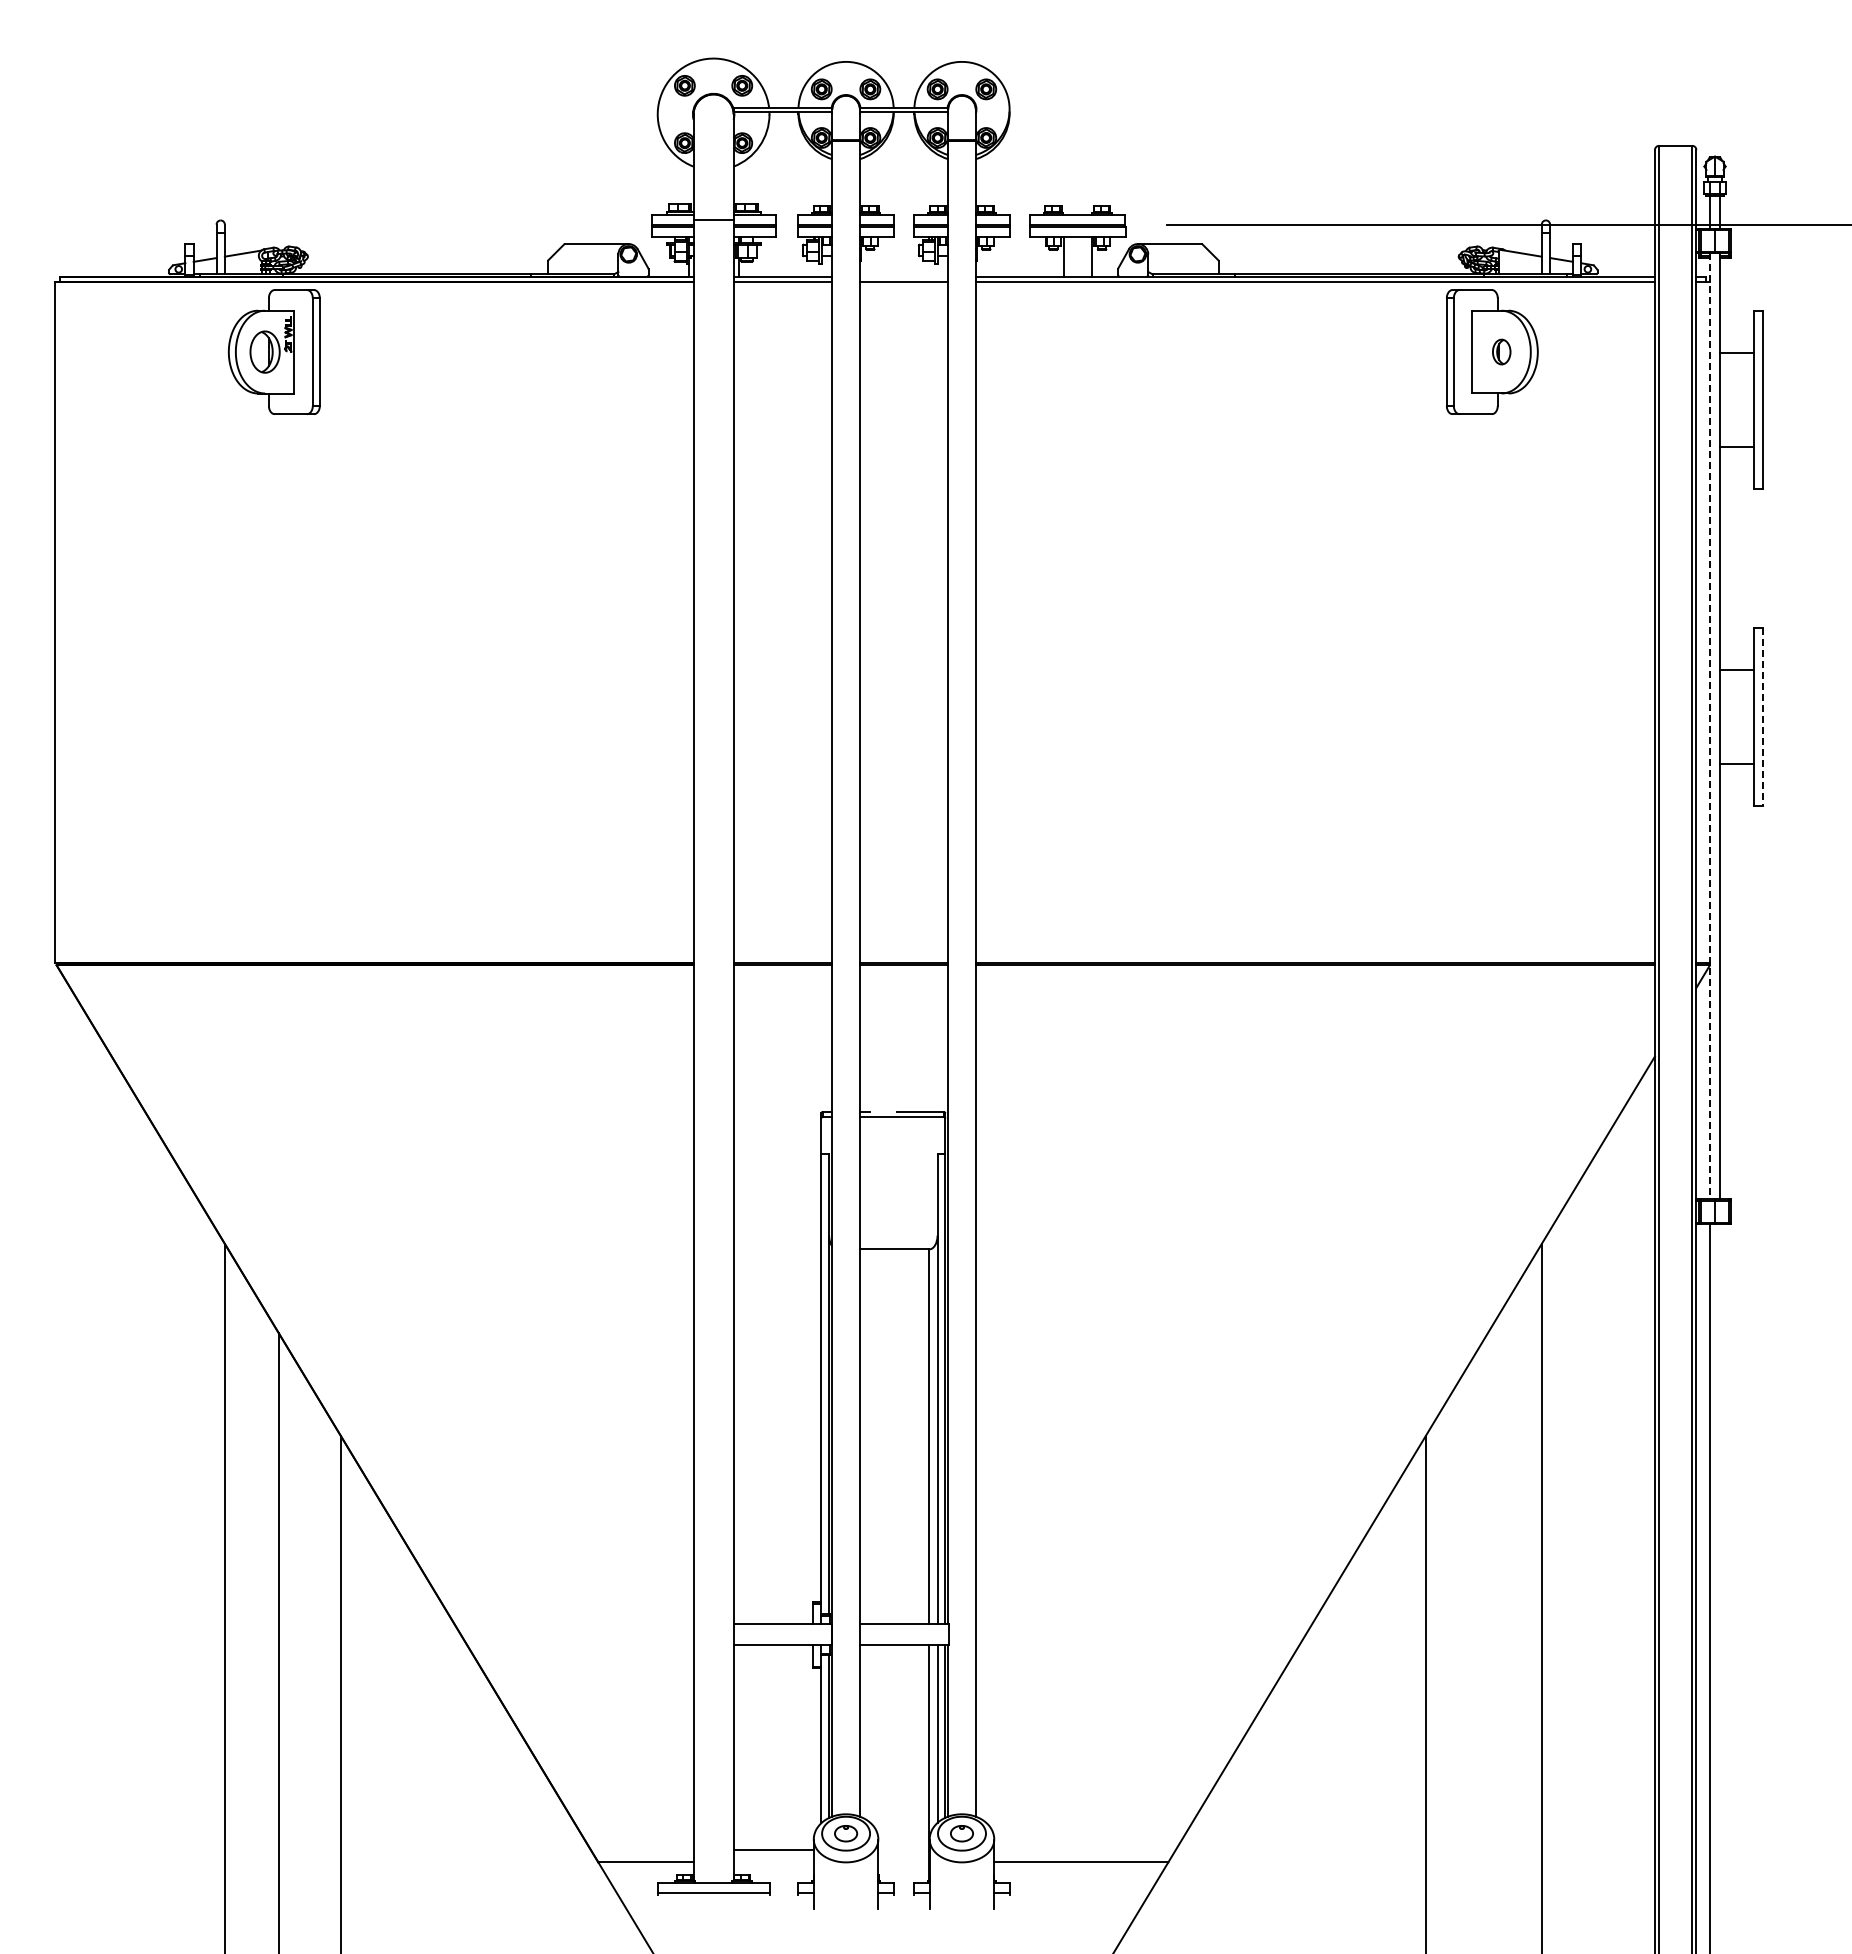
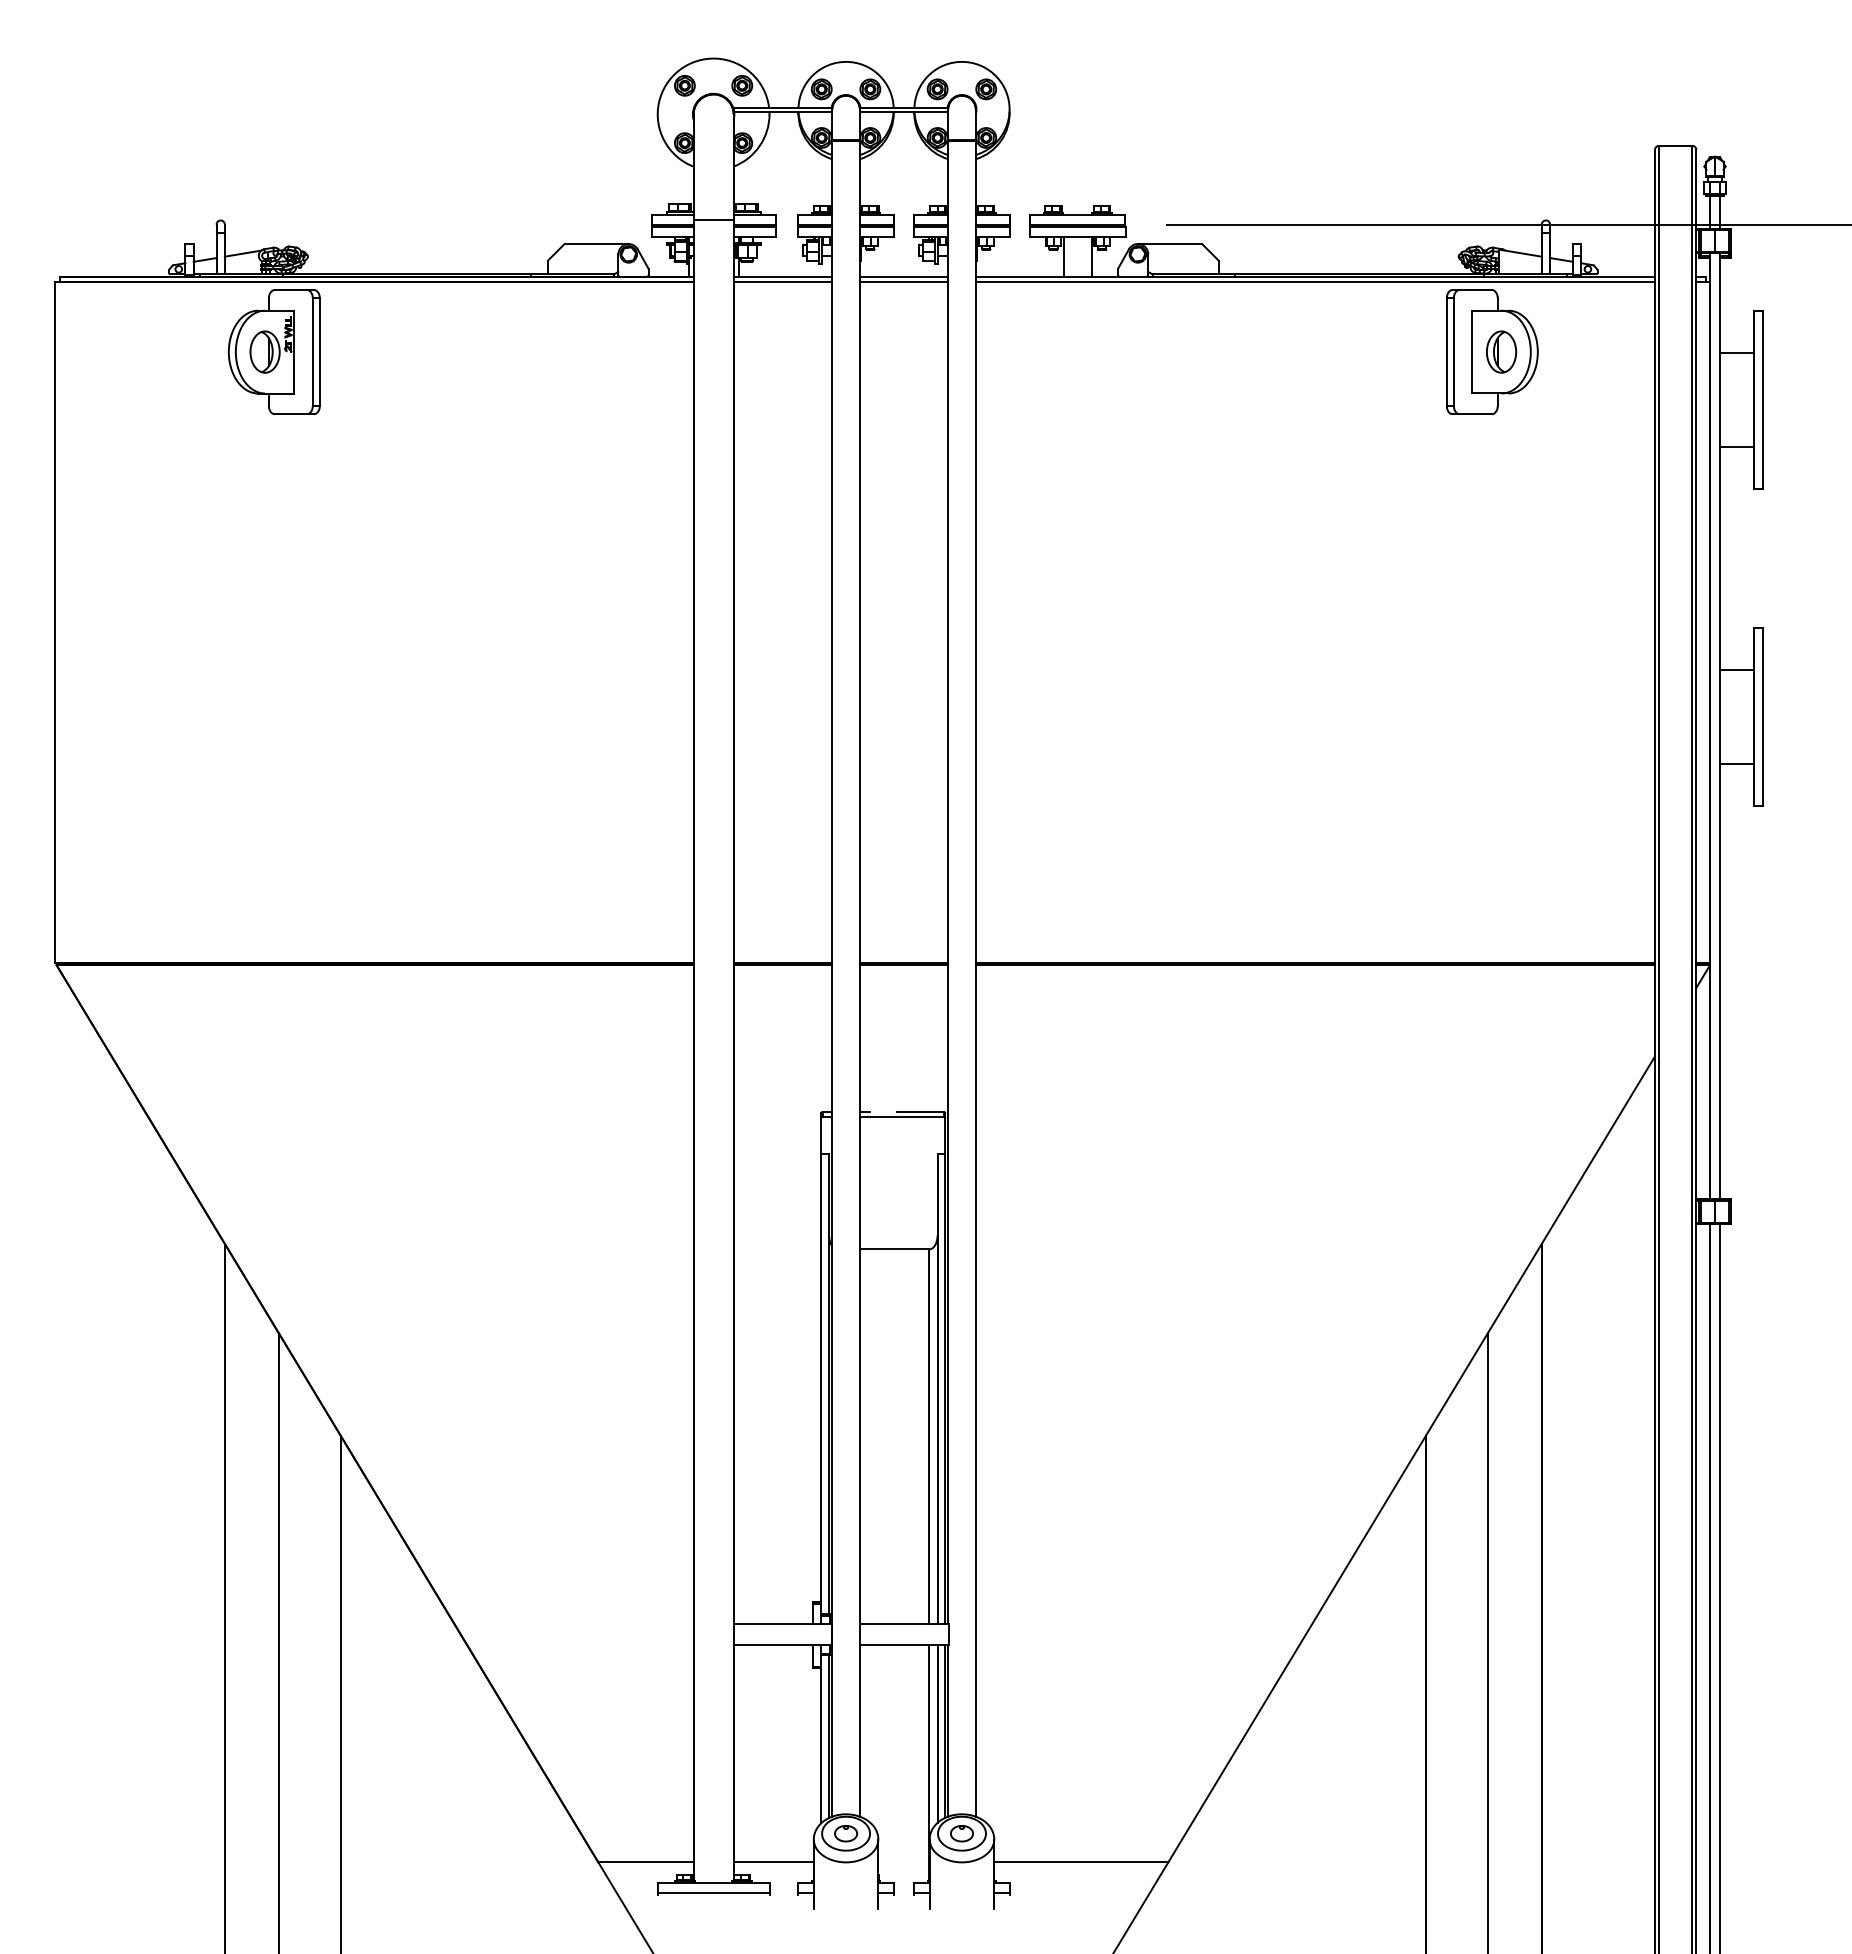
line: none -> present (903, 276)
part size: 20x28 px -> 32x44 px (1501, 351)
line: dashed -> solid (1763, 717)
line: dashed -> solid (1709, 726)
line: none -> present (1720, 1587)
line: none -> present (1487, 1641)
line position: (773, 1850) -> (773, 1862) (773, 1862)
